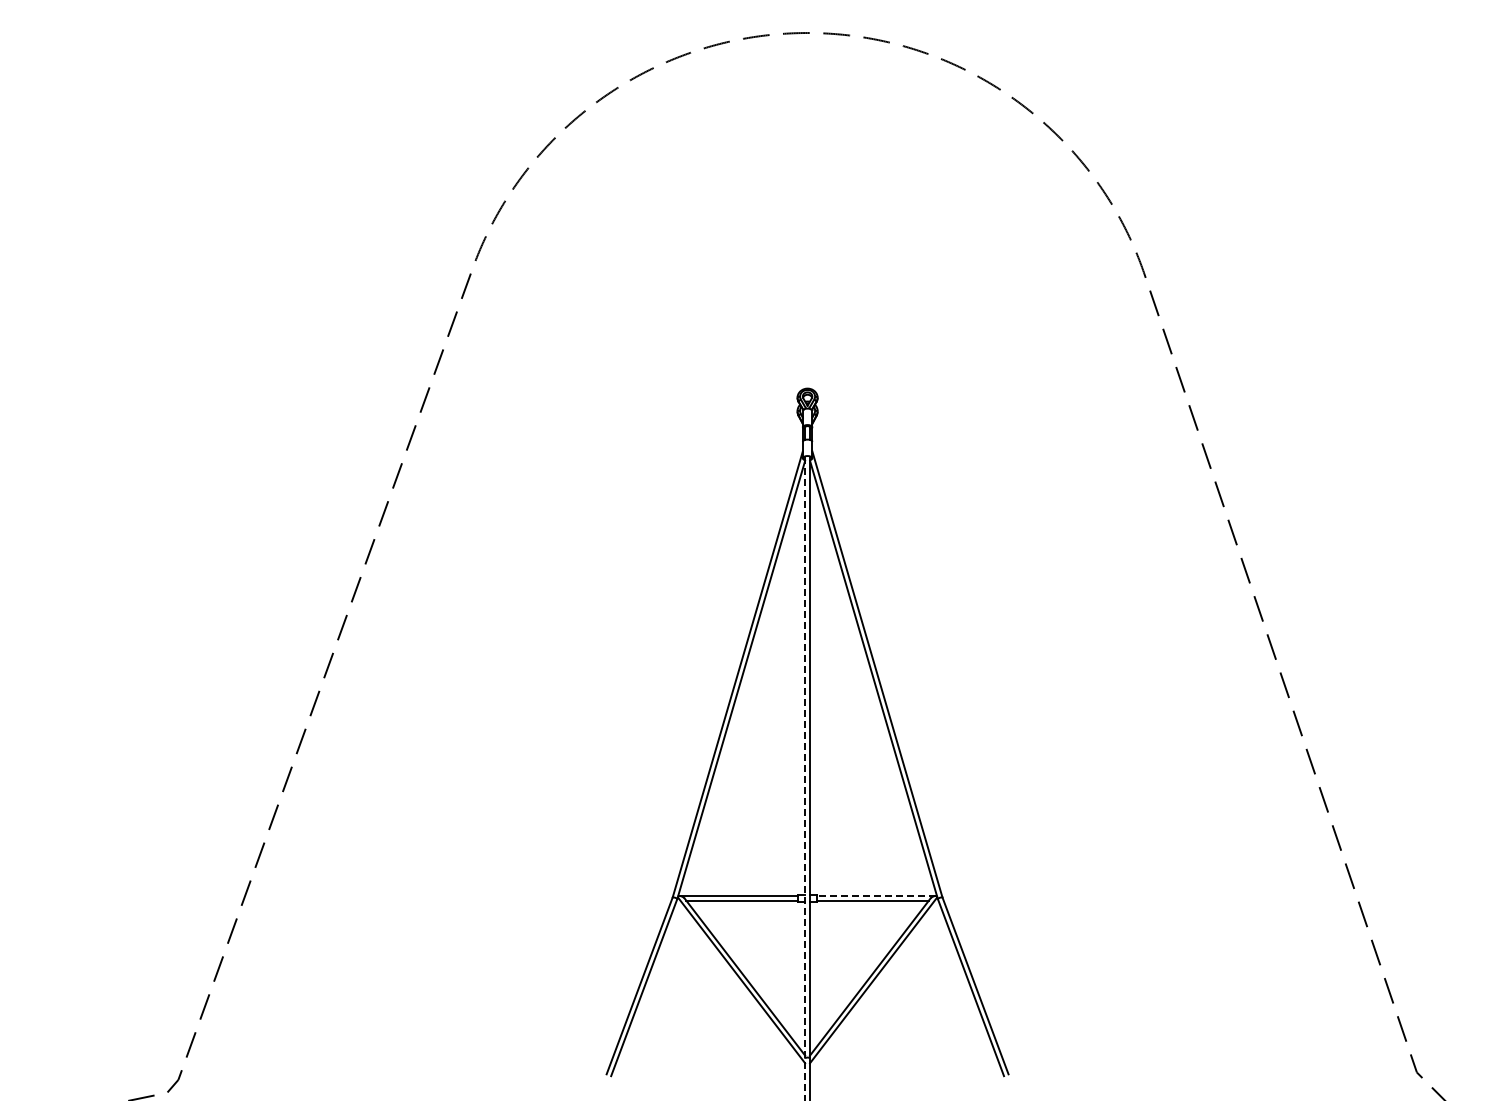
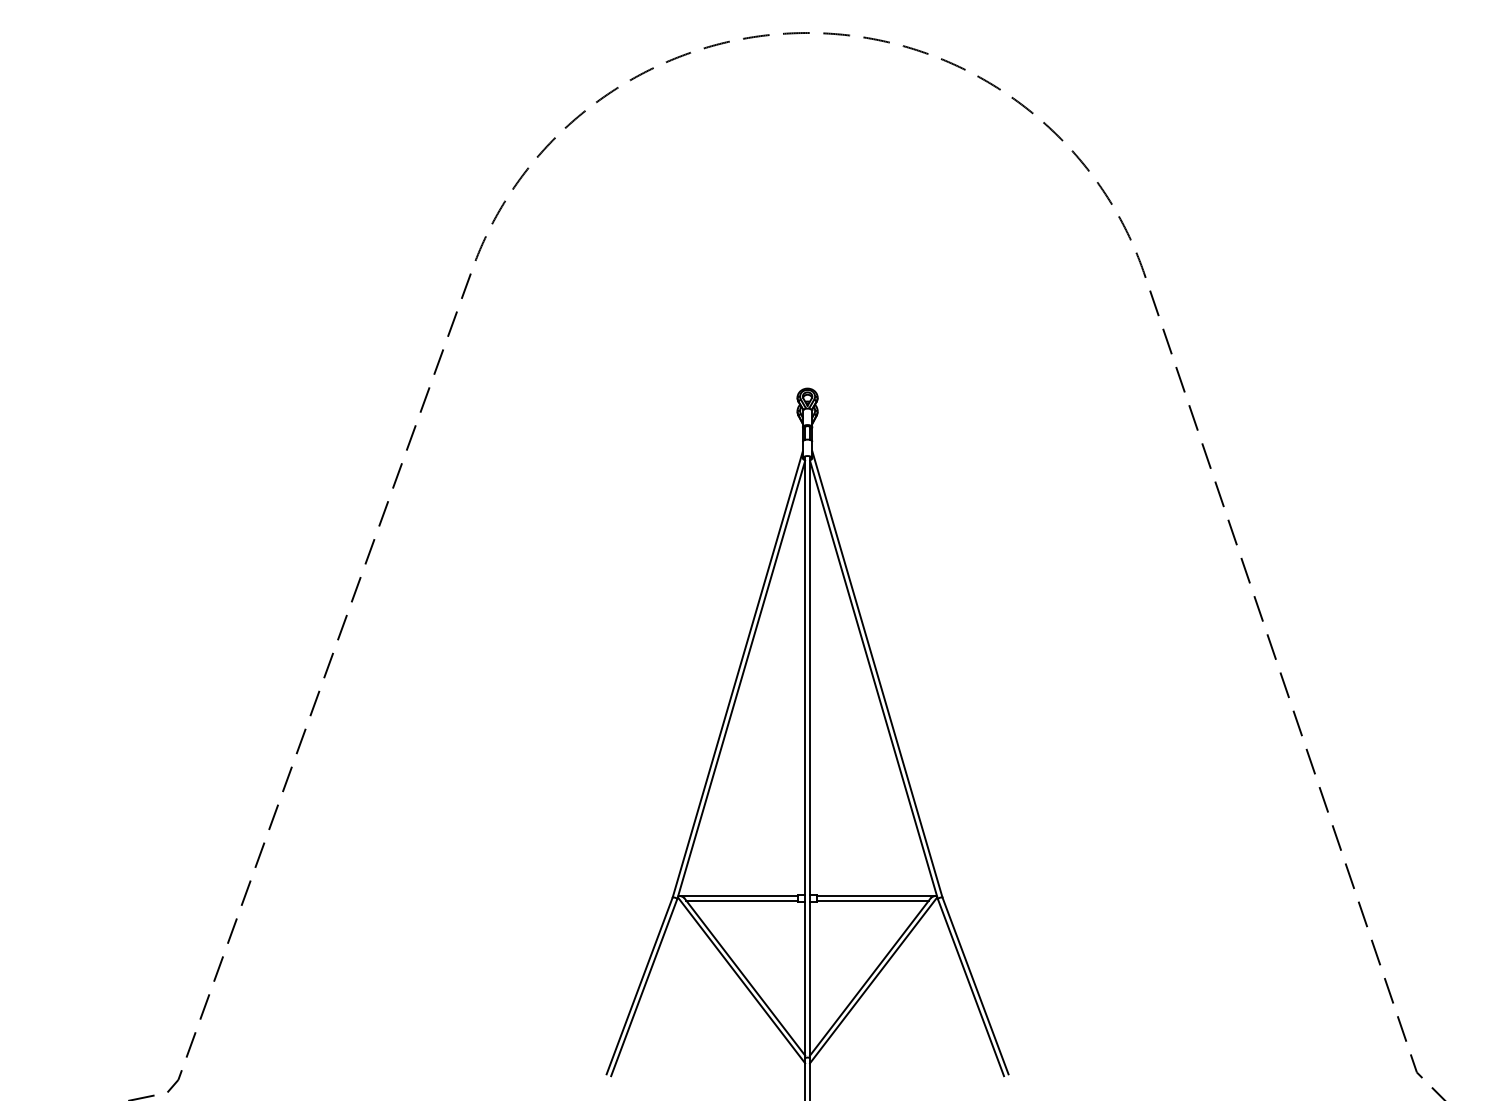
line: dashed -> solid (805, 779)
line: dashed -> solid (875, 895)
